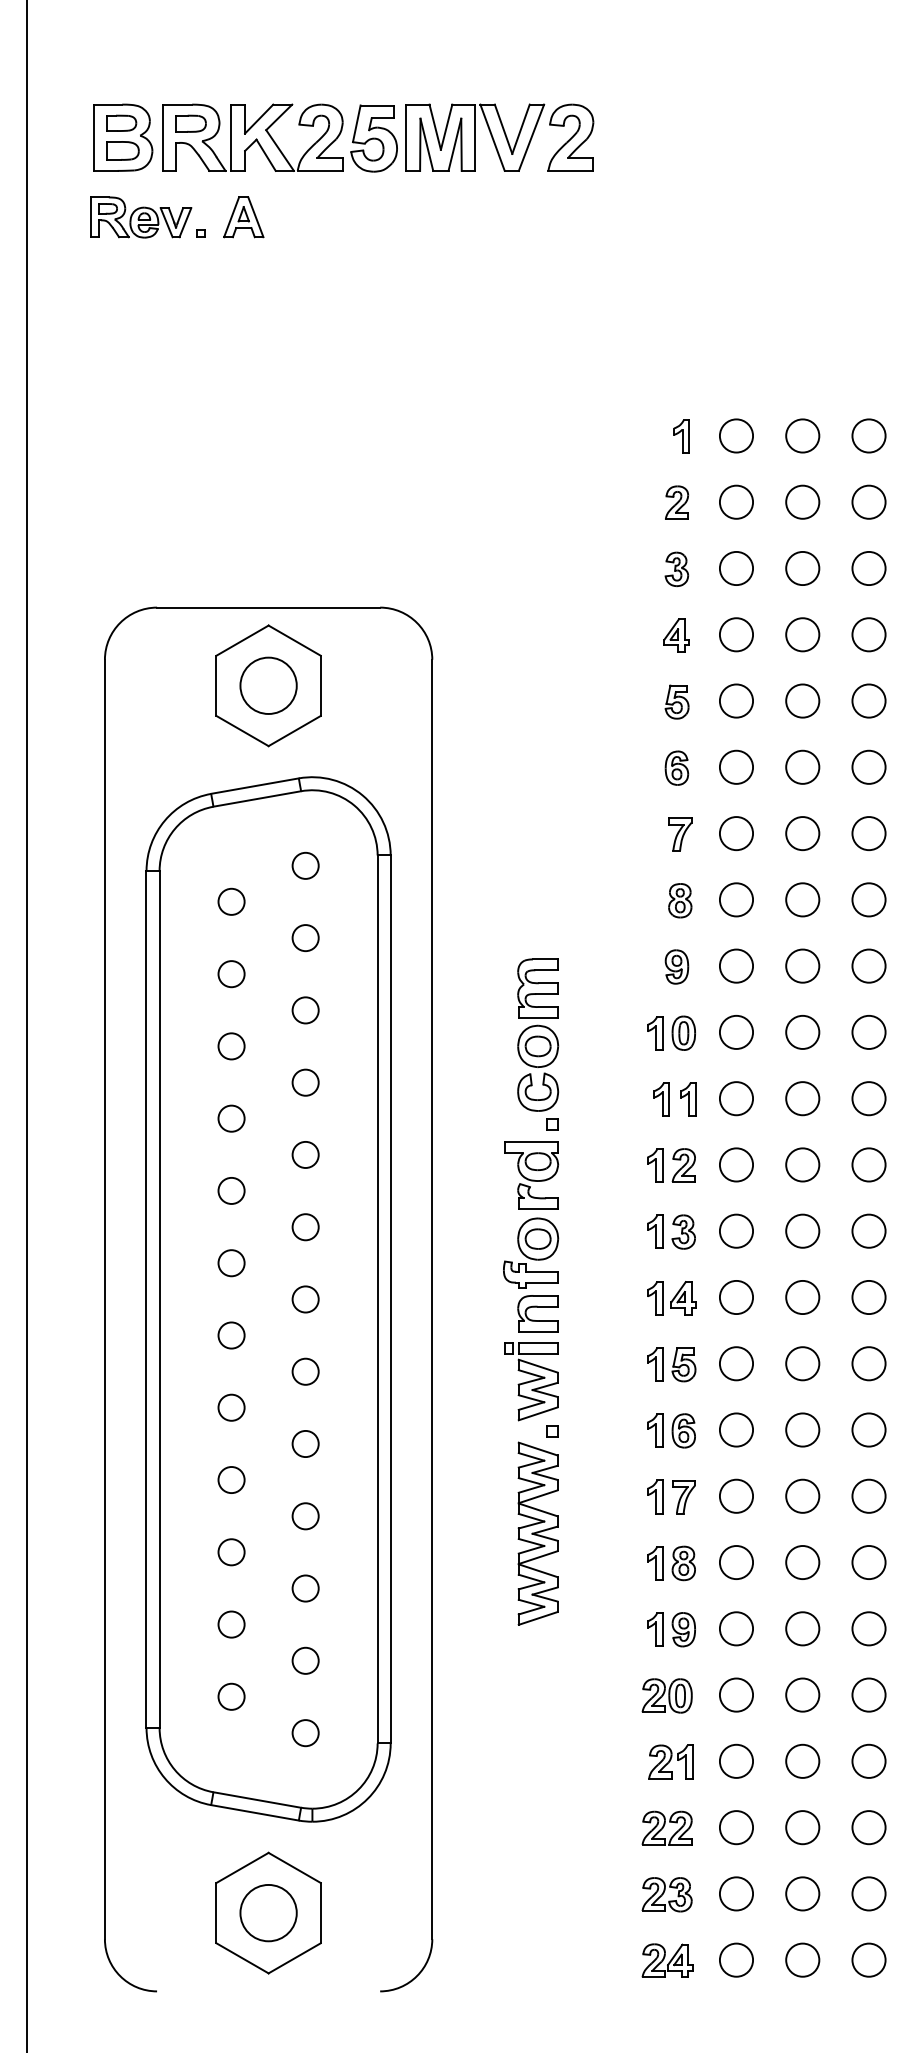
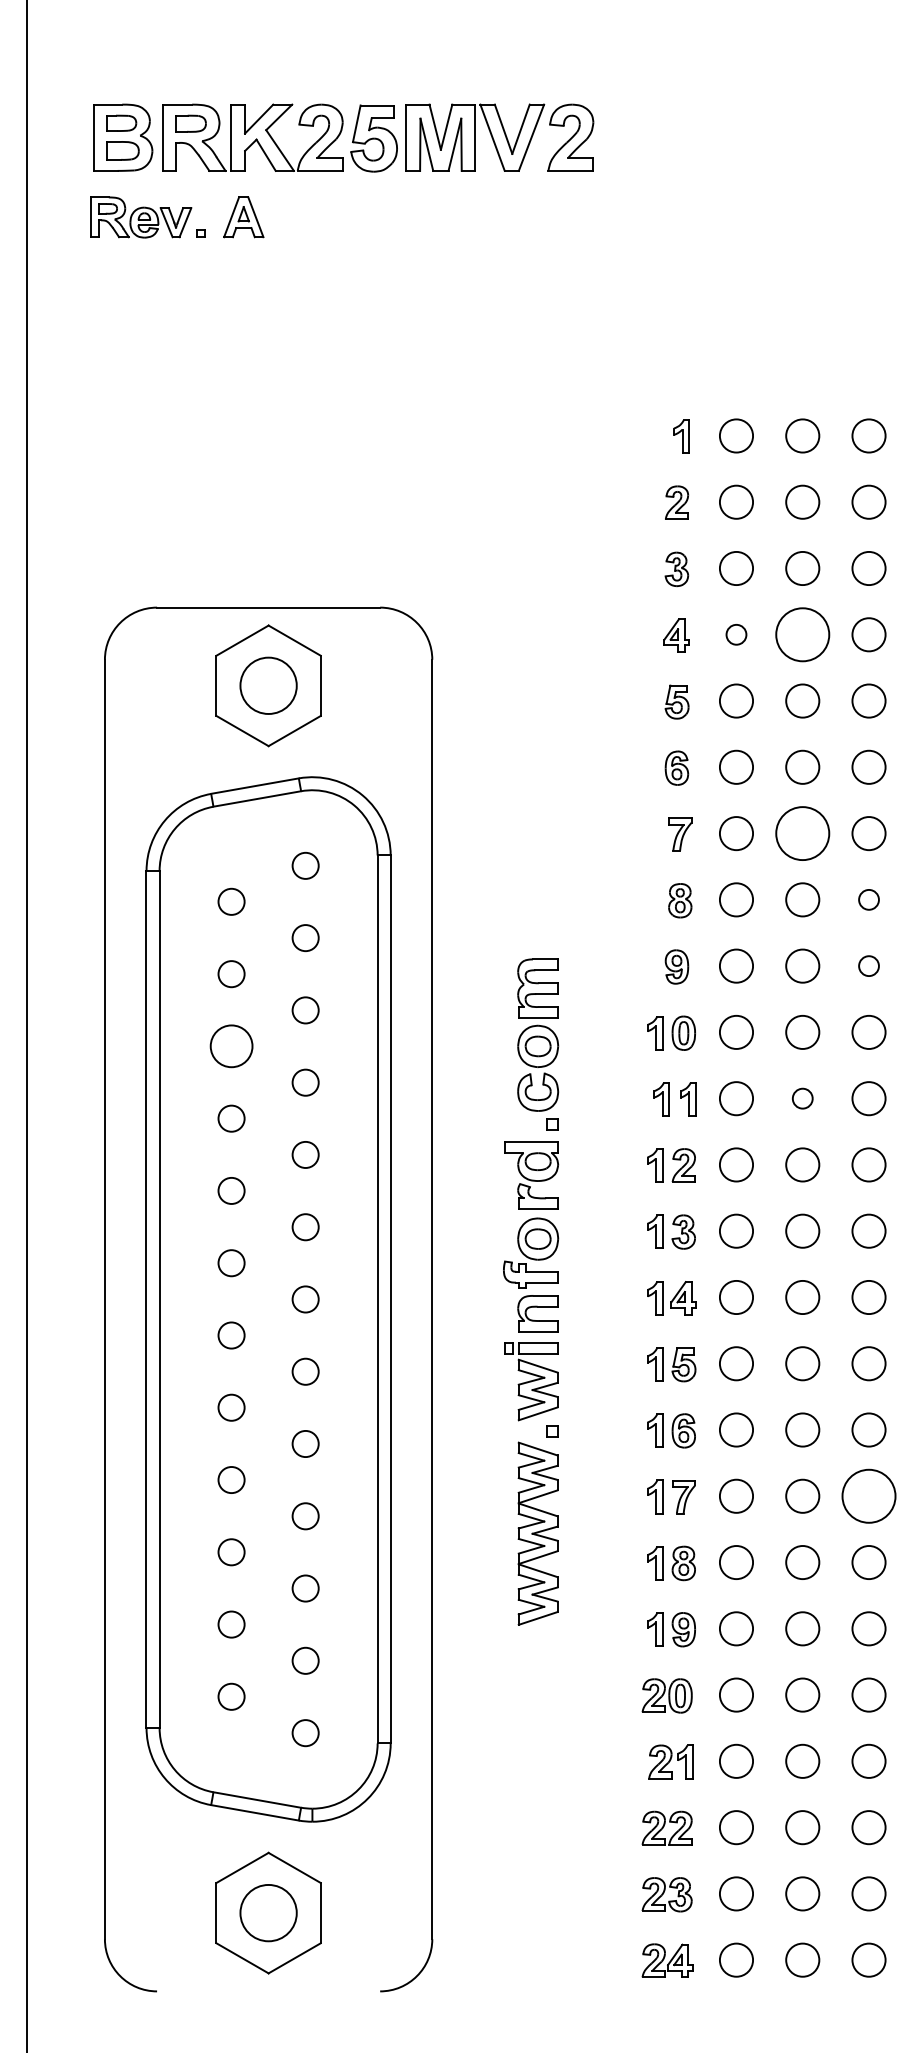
circle diameter: 33 px -> 20 px (736, 634)
circle diameter: 33 px -> 53 px (802, 634)
circle diameter: 33 px -> 53 px (802, 833)
circle diameter: 33 px -> 20 px (868, 899)
circle diameter: 33 px -> 20 px (868, 966)
circle size: 29x29 px -> 45x45 px (231, 1046)
circle diameter: 33 px -> 20 px (802, 1098)
circle diameter: 33 px -> 53 px (868, 1495)
